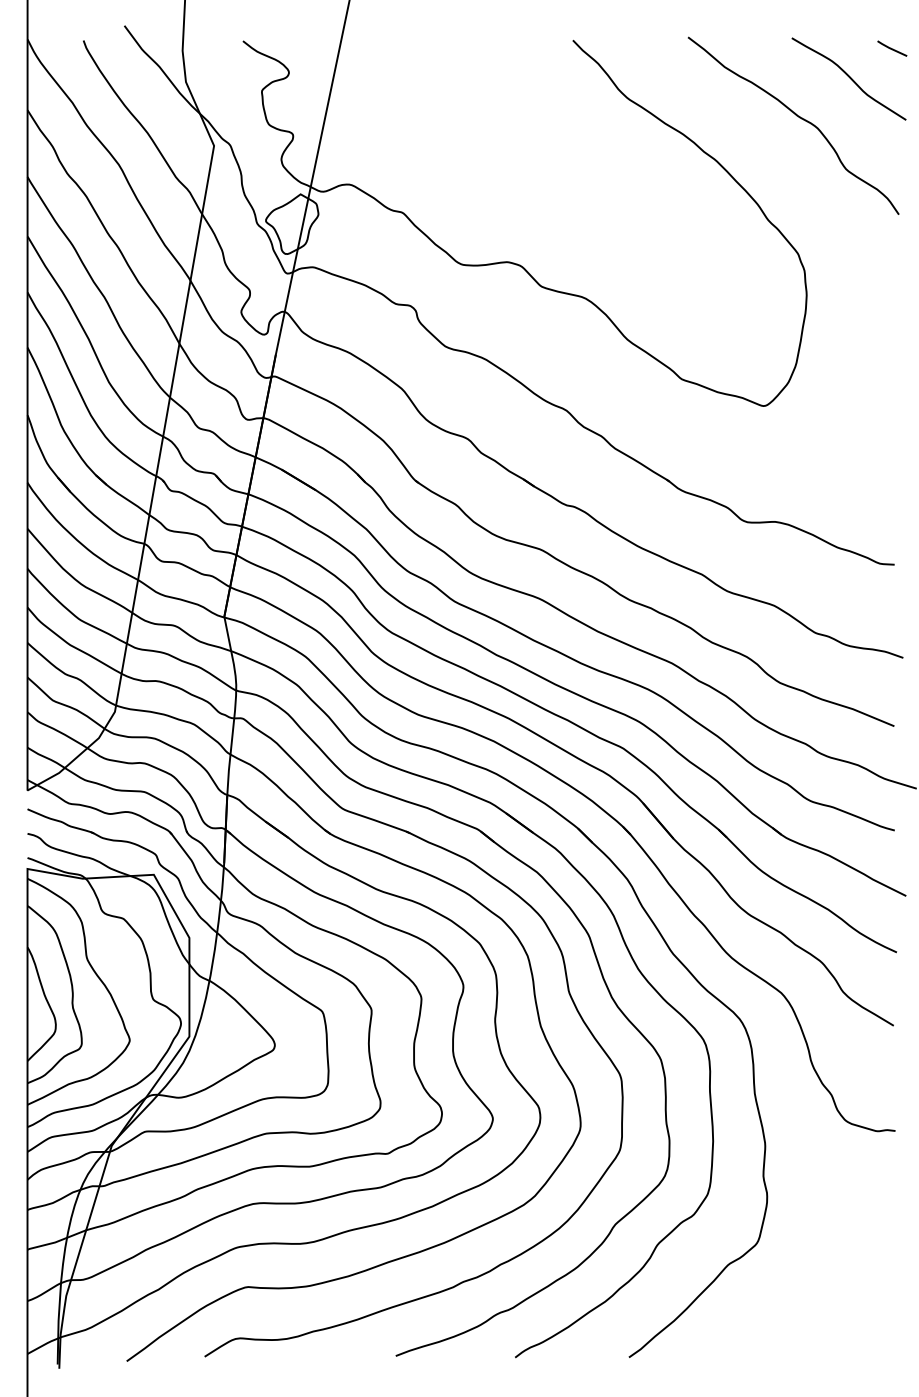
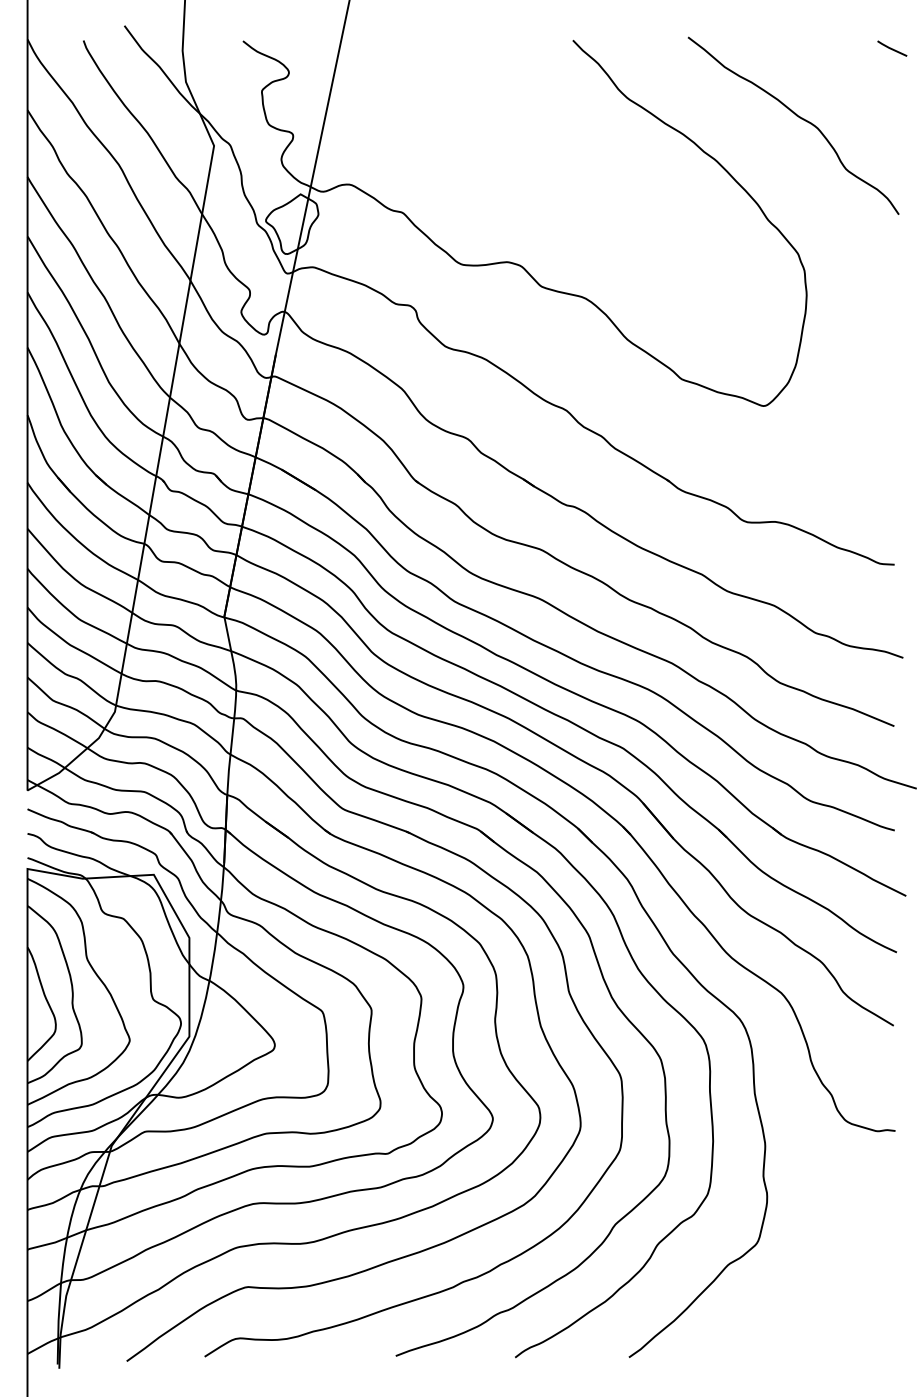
curve: present -> none (848, 77)
